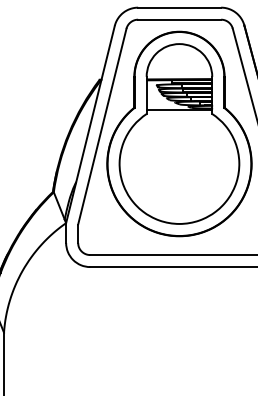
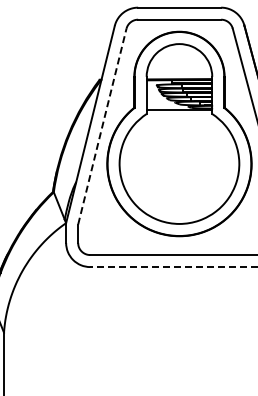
line: solid -> dashed (102, 126)
line: solid -> dashed (173, 267)
